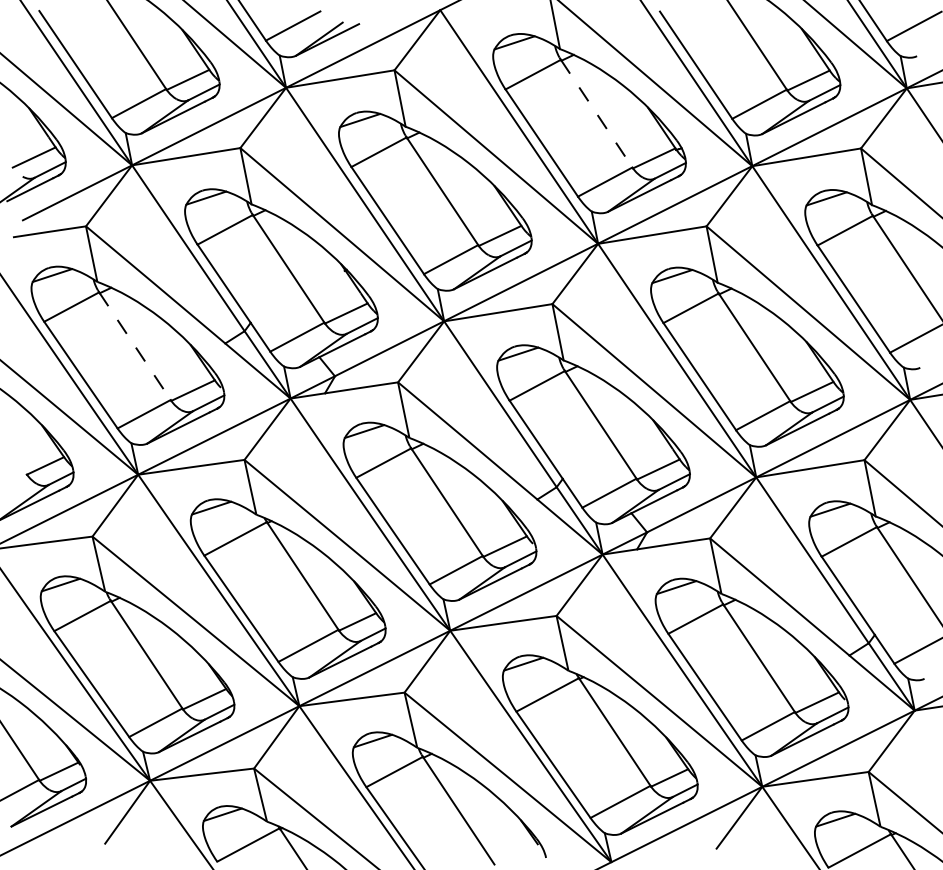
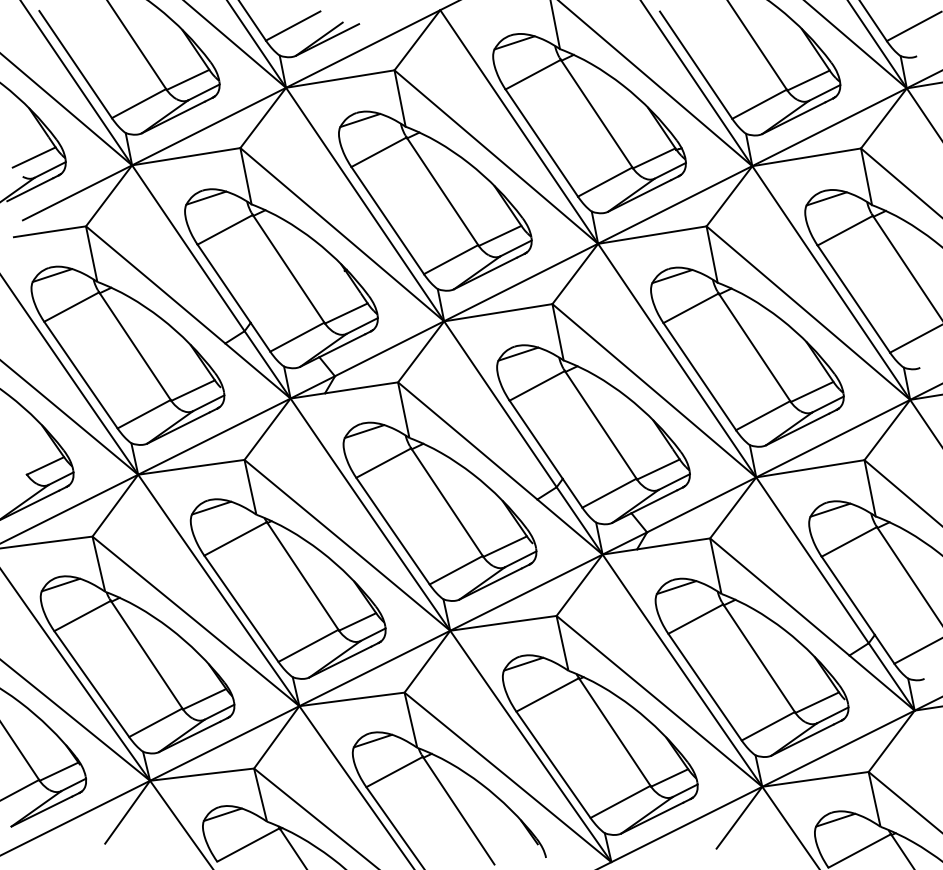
line: dashed -> solid (596, 113)
line: dashed -> solid (134, 346)
